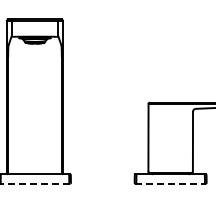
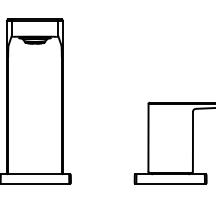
line: dashed -> solid (35, 183)
line: dashed -> solid (171, 183)
